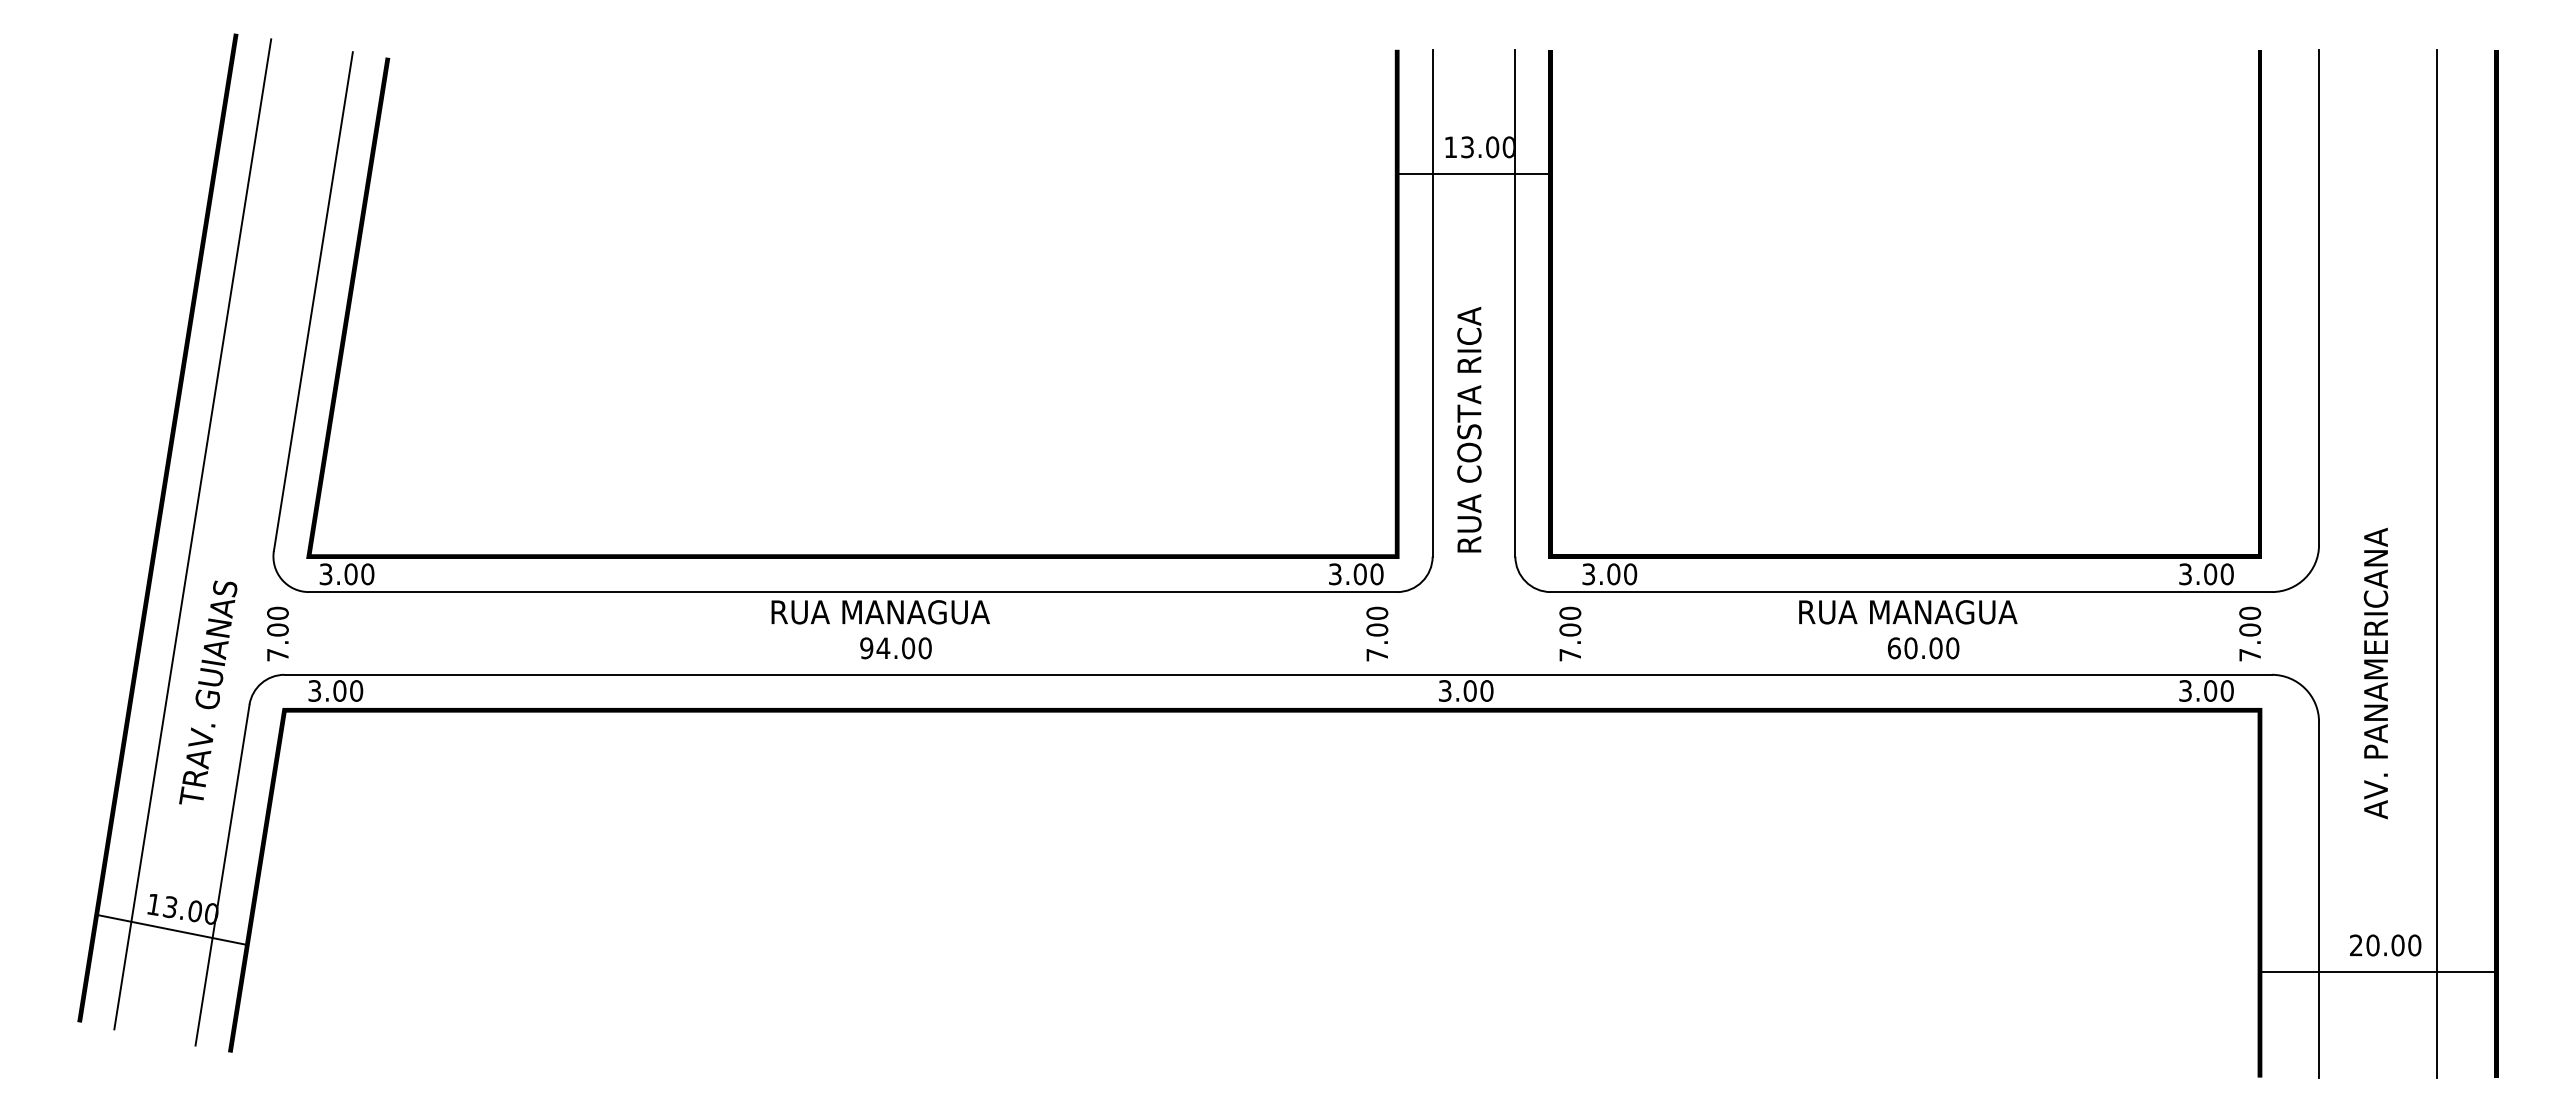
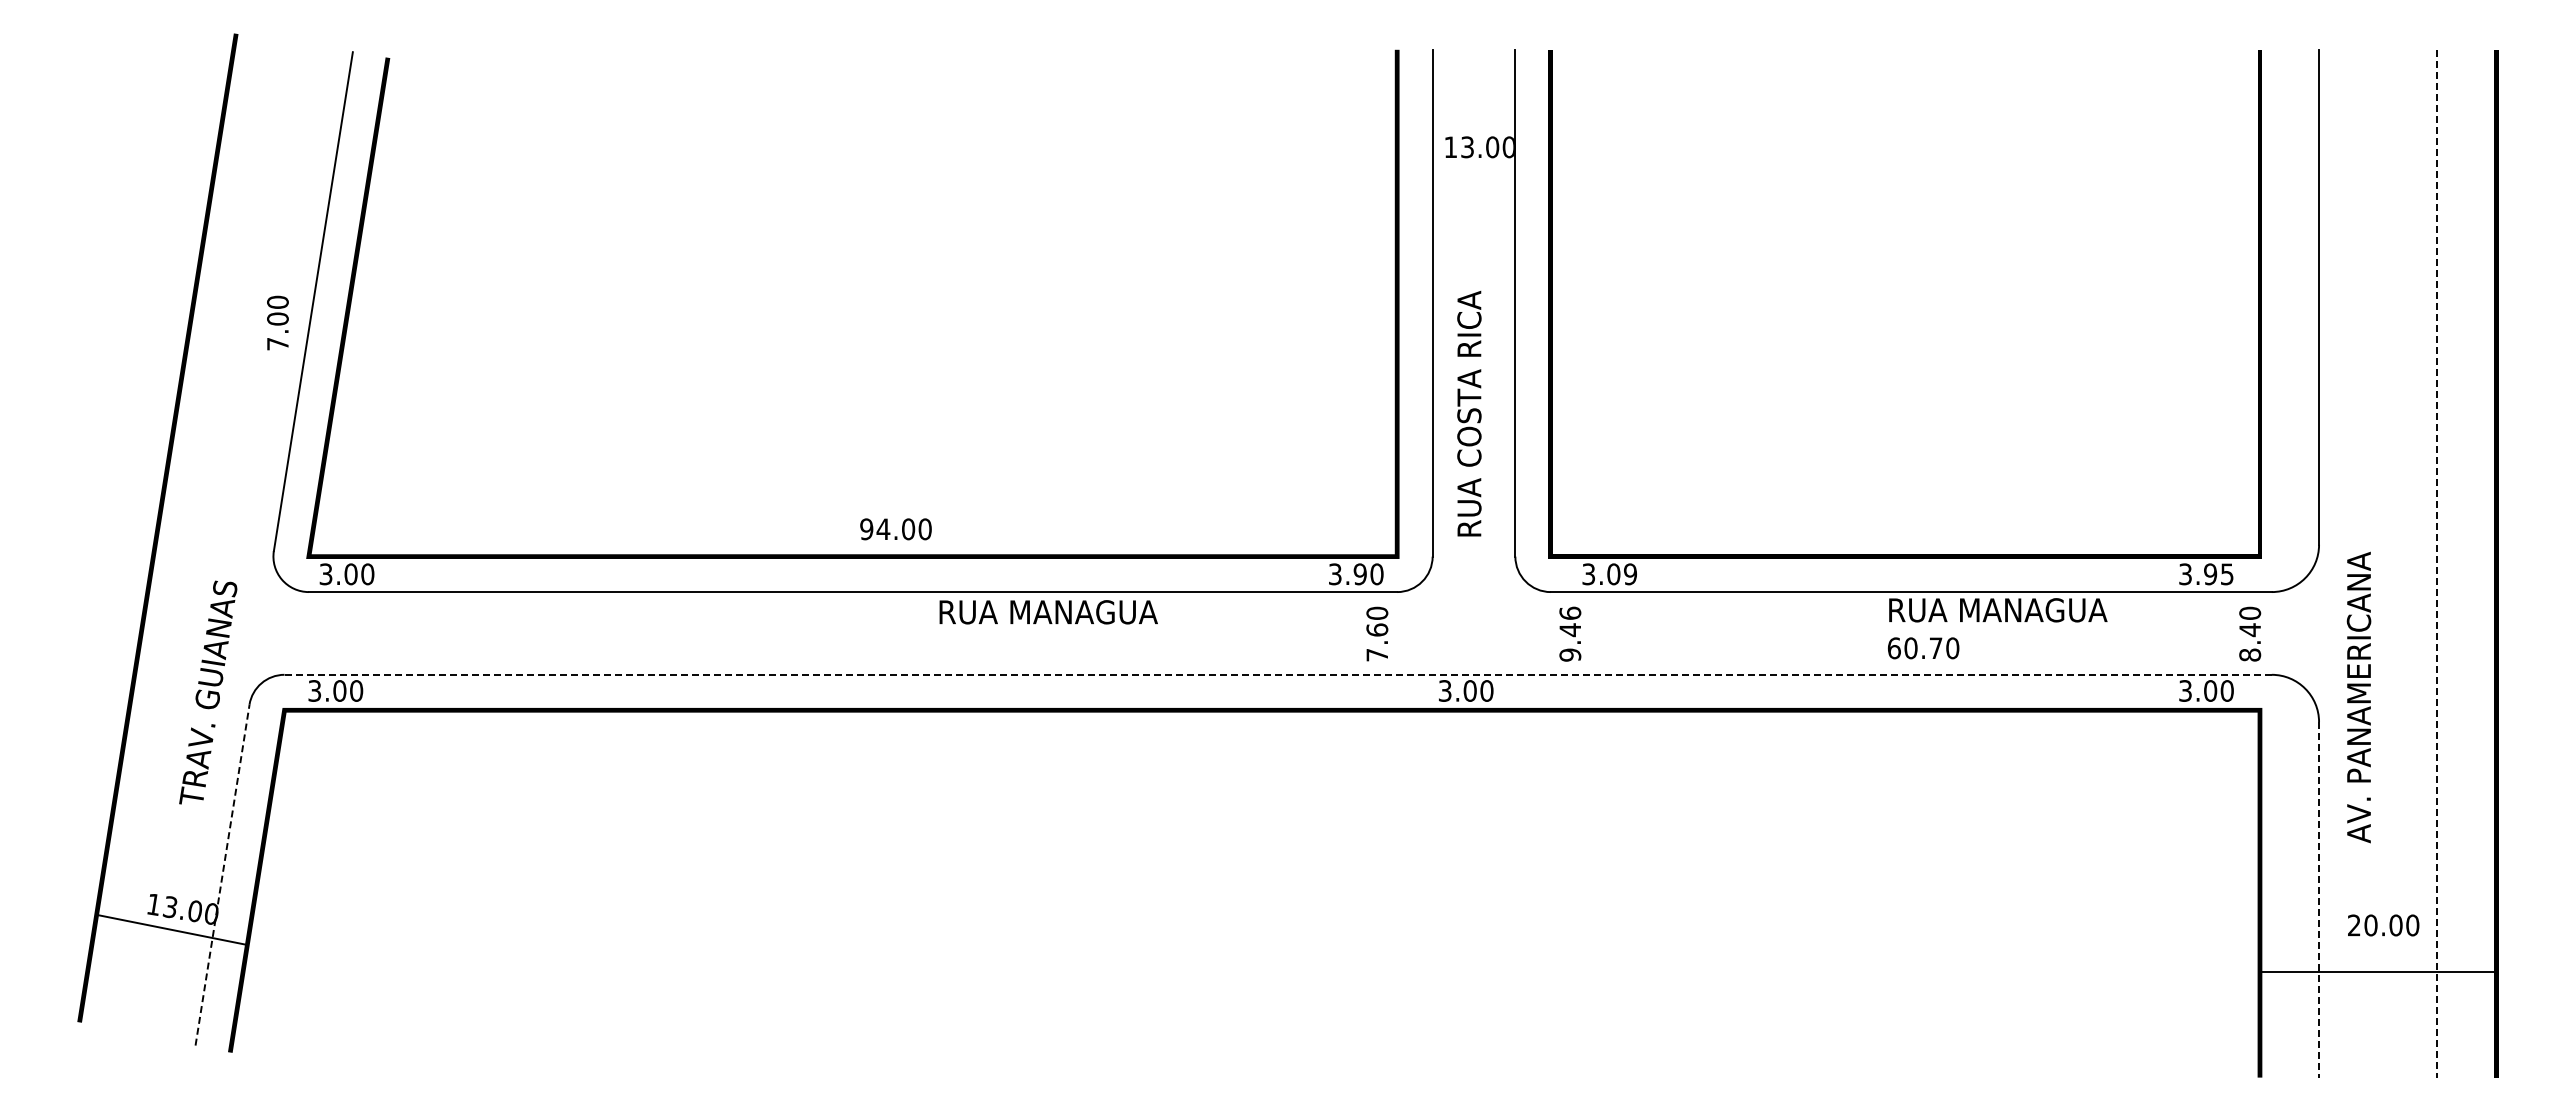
line: present -> none (1473, 173)
text position: (1469, 429) -> (1469, 413) (1469, 413)
line: present -> none (192, 534)
line: solid -> dashed (2437, 563)
text: 3.00 -> 3.90 (1359, 574)
text: 3.00 -> 3.09 (1630, 574)
text: 3.00 -> 3.95 (2218, 574)
text position: (880, 612) -> (1048, 612) (1048, 612)
text position: (1908, 612) -> (1998, 610) (1998, 610)
text: 7.00 -> 7.60 (1377, 629)
text position: (277, 633) -> (277, 322) (277, 322)
text: 7.00 -> 9.46 (1570, 633)
text: 7.00 -> 8.40 (2250, 642)
text position: (895, 648) -> (895, 529) (895, 529)
text: 60.00 -> 60.70 (1935, 648)
text position: (2375, 673) -> (2358, 697) (2358, 697)
line: solid -> dashed (1278, 674)
line: solid -> dashed (222, 875)
line: solid -> dashed (2319, 899)
text position: (2385, 945) -> (2383, 925) (2383, 925)
